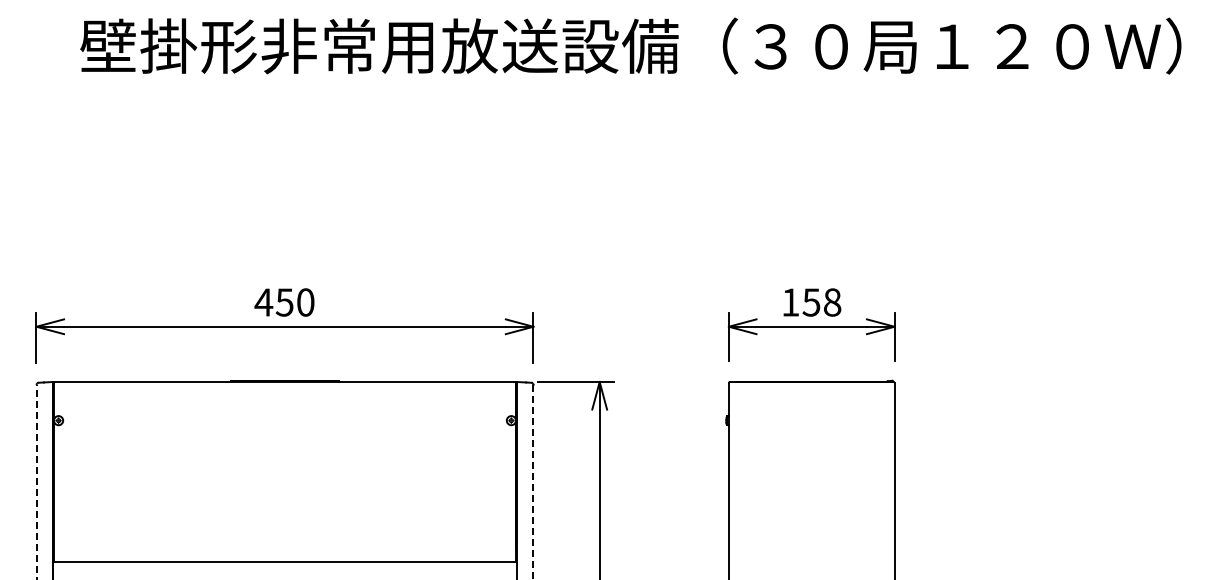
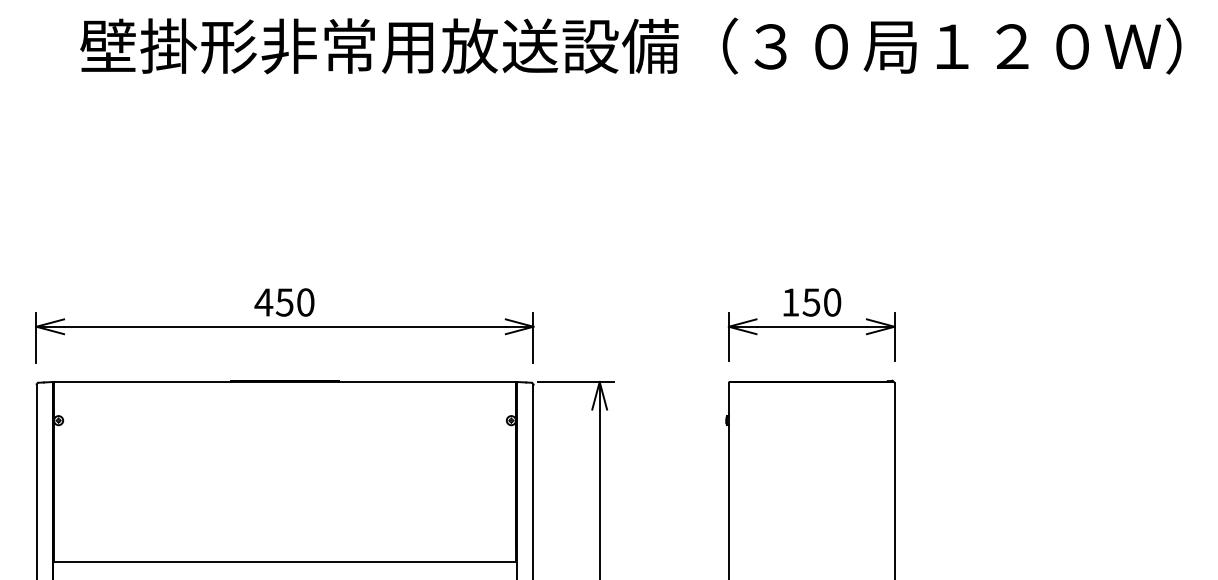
text: 158 -> 150 (832, 302)
line: dashed -> solid (36, 481)
line: dashed -> solid (533, 482)
